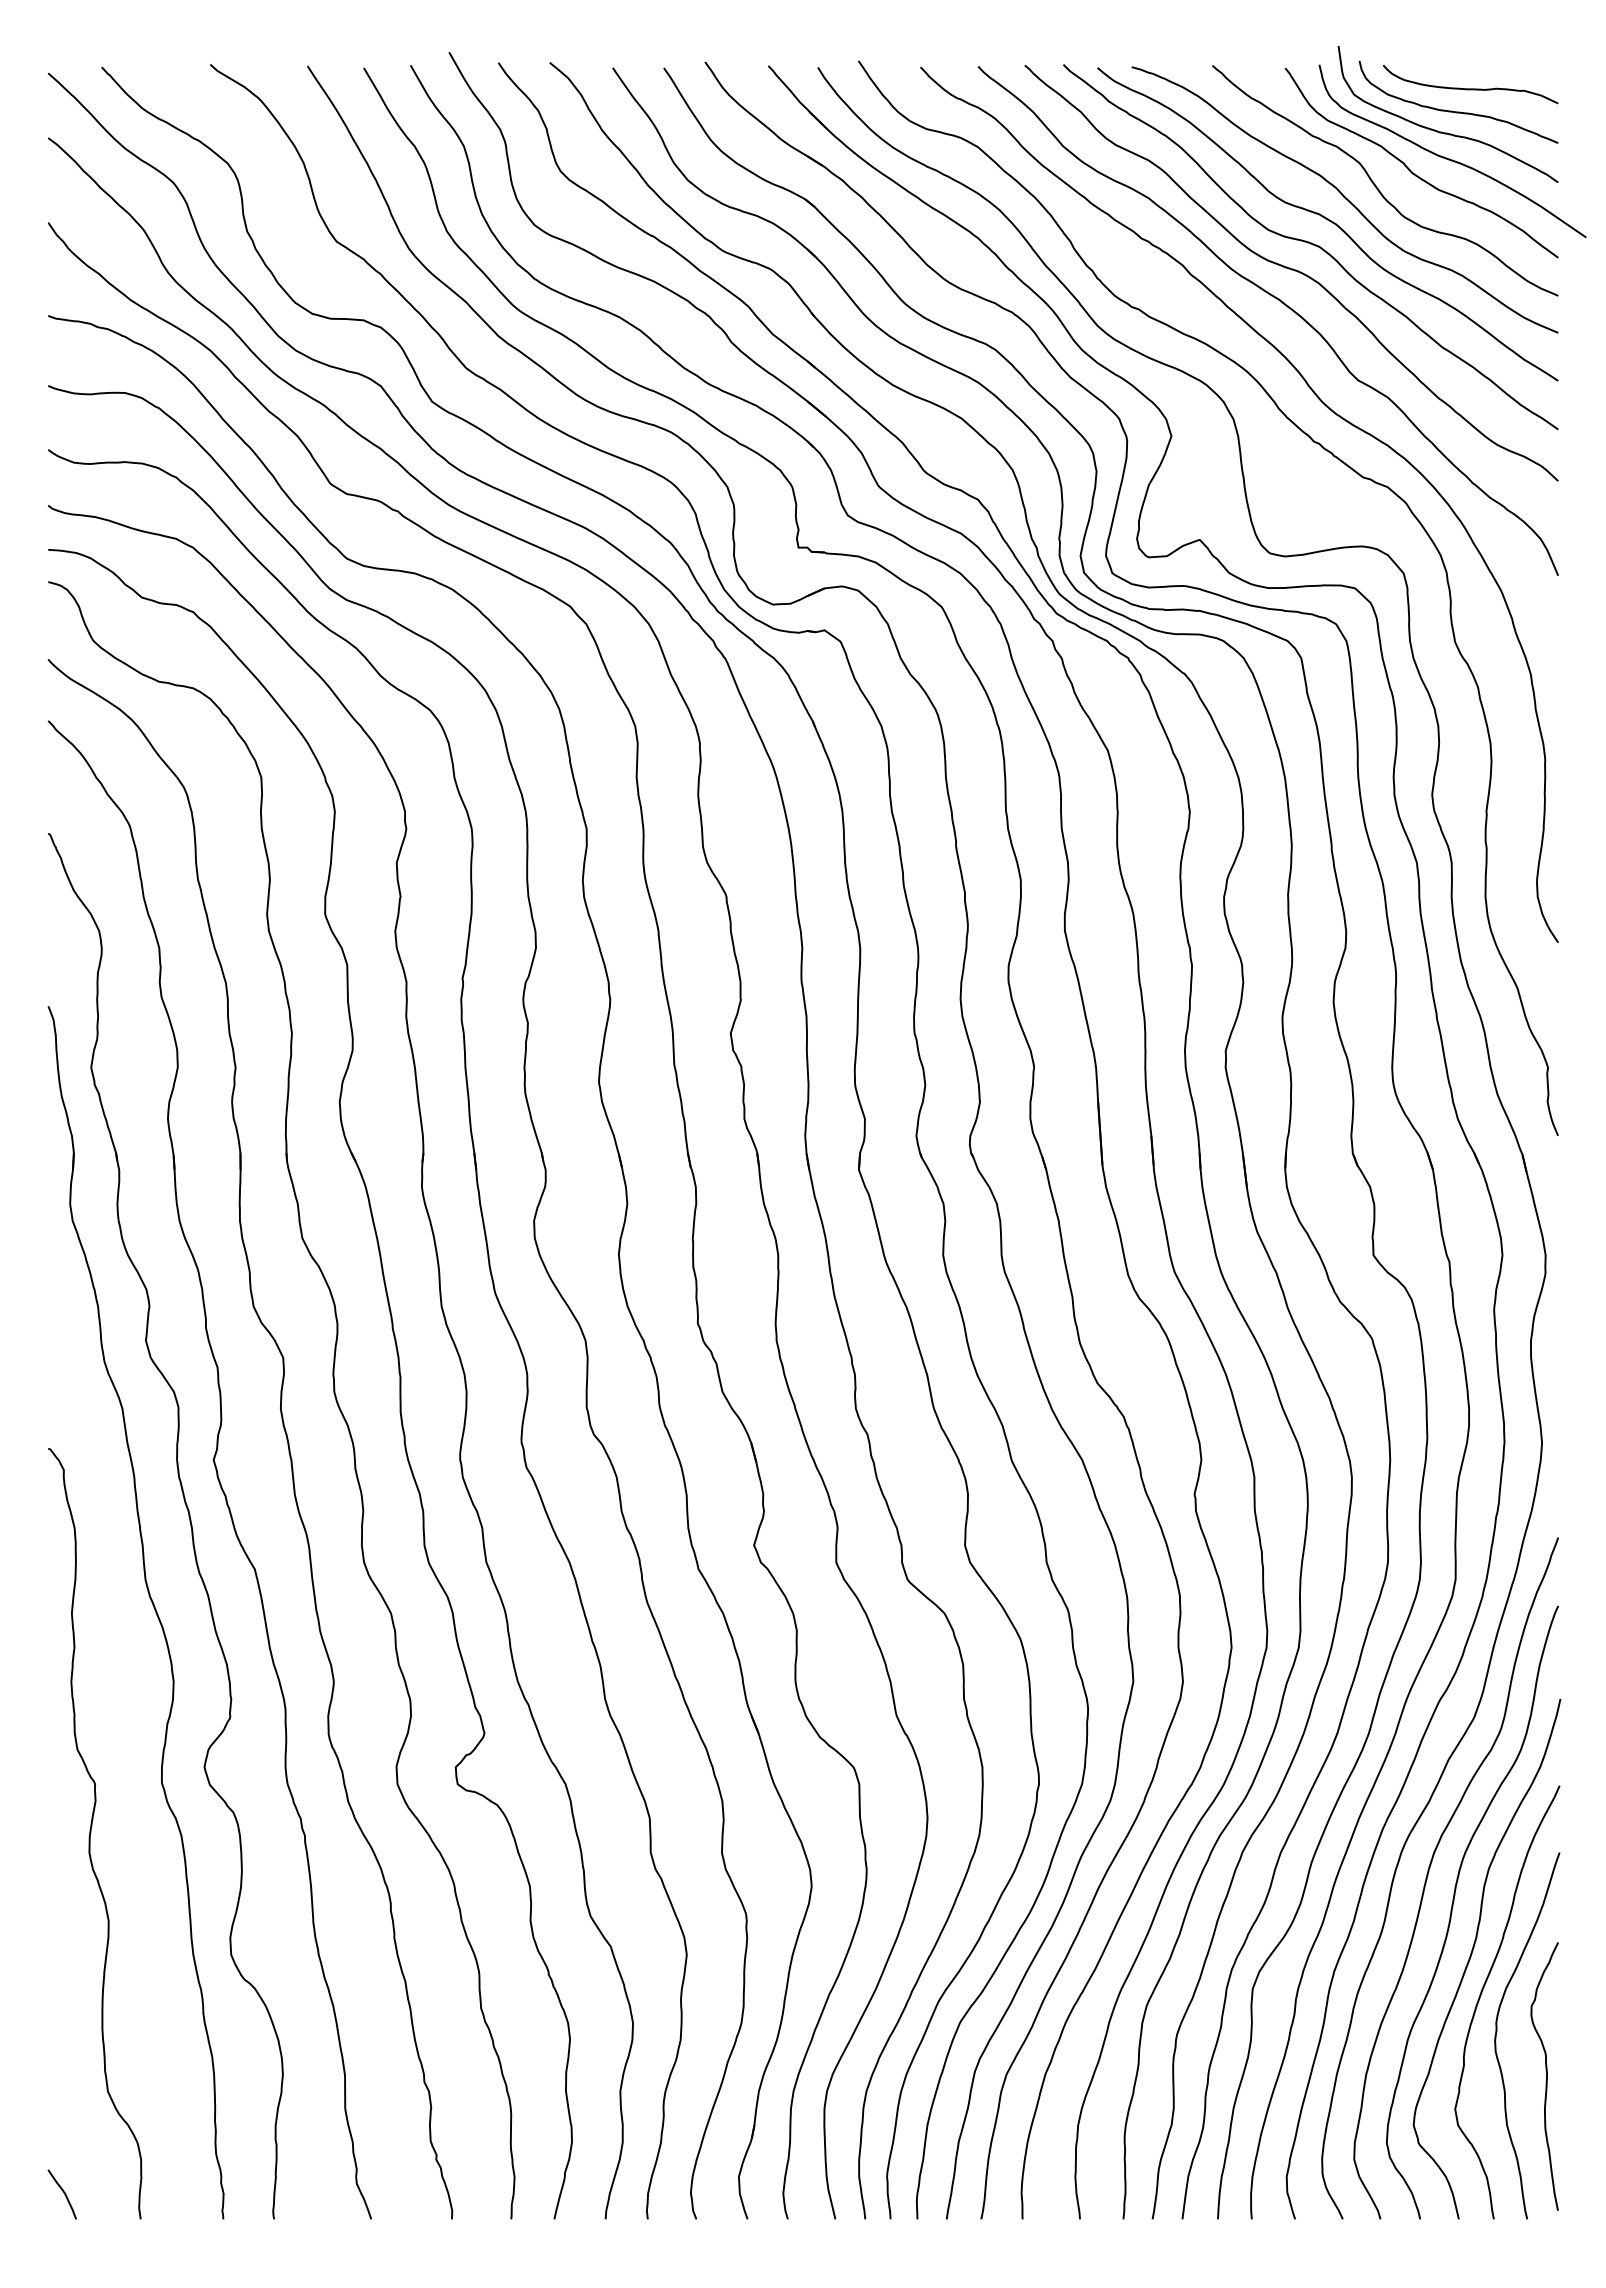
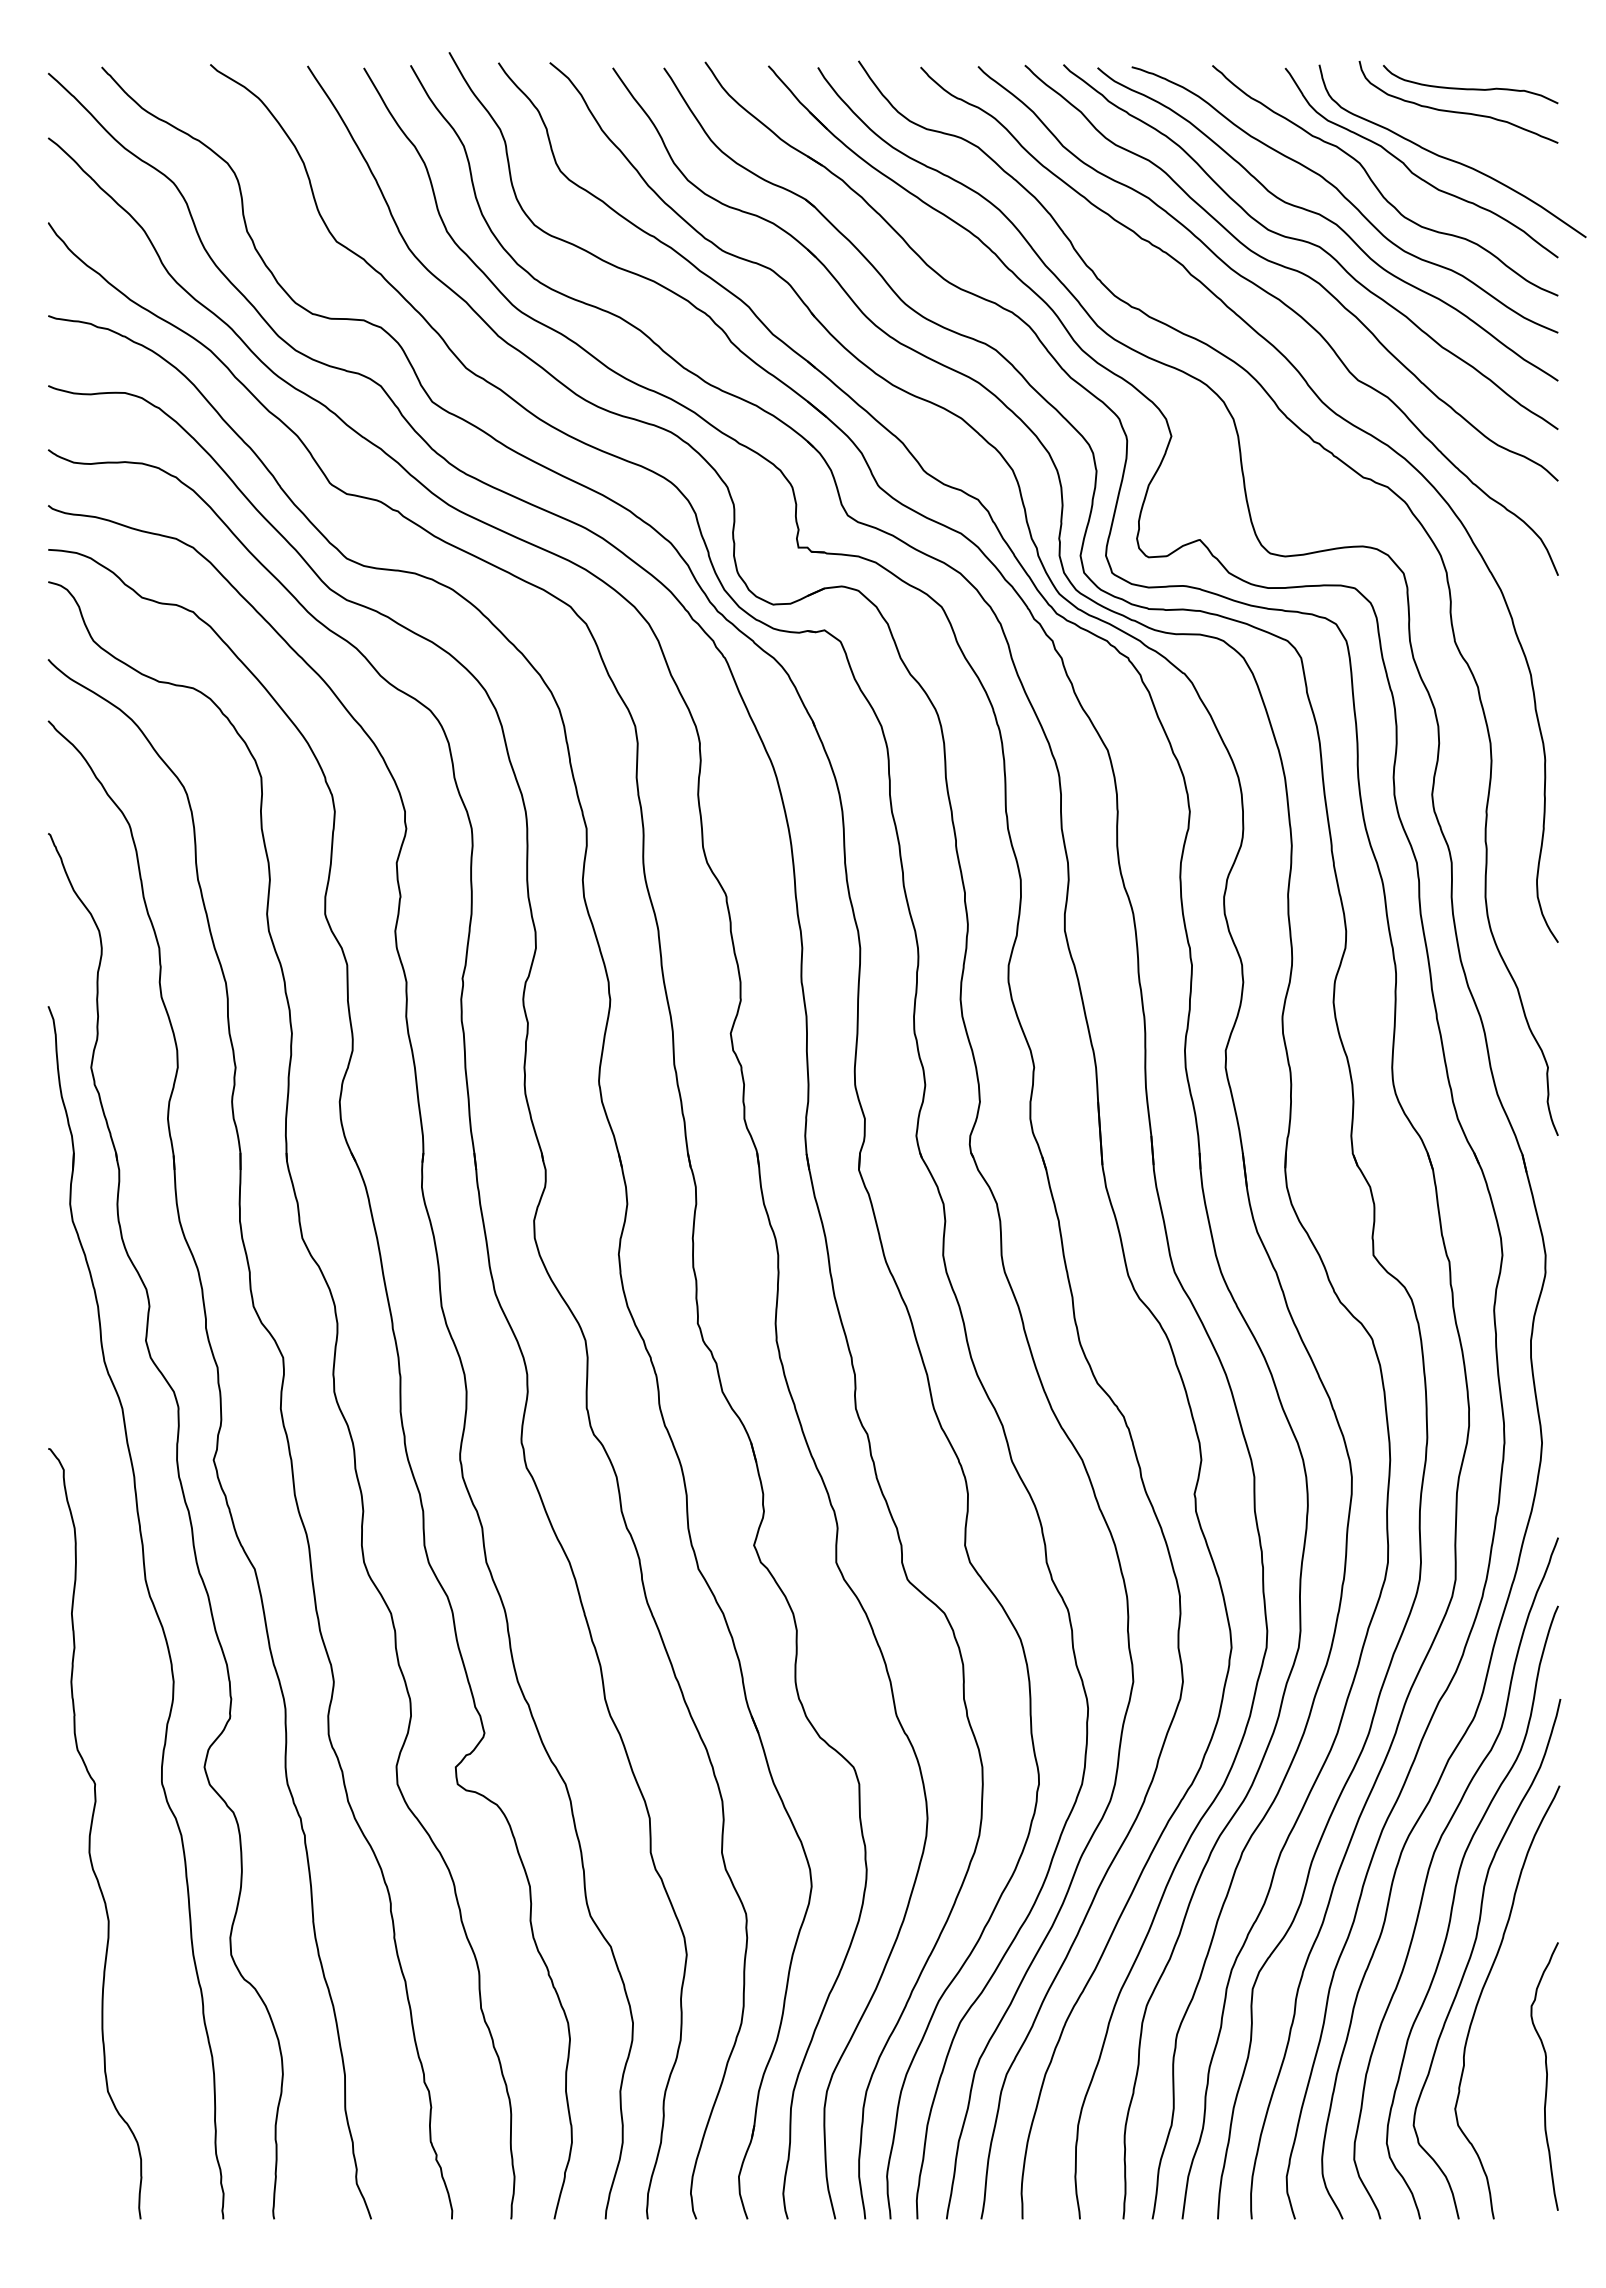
curve: present -> none (1447, 132)
curve: present -> none (1497, 2032)
curve: present -> none (63, 2193)
